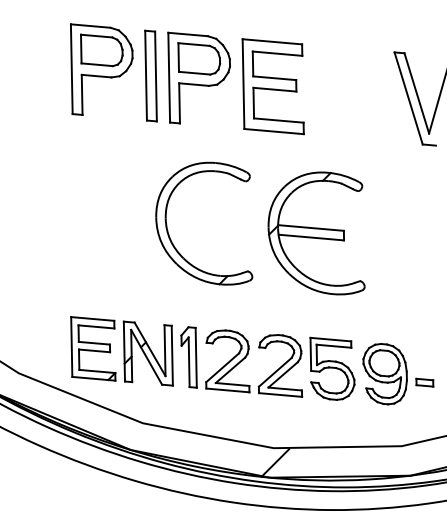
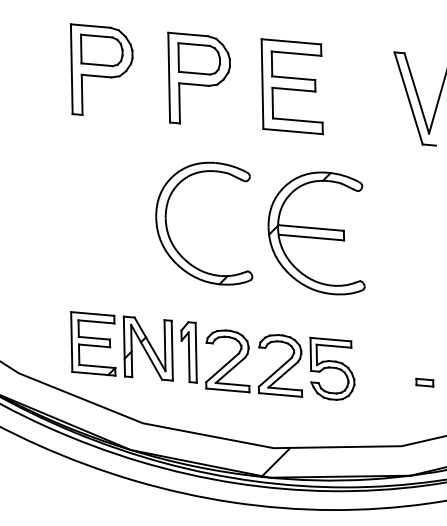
part: present -> none (150, 75)
part position: (272, 86) -> (291, 86) (291, 86)
part position: (133, 352) -> (133, 347) (133, 347)
part: present -> none (384, 374)
